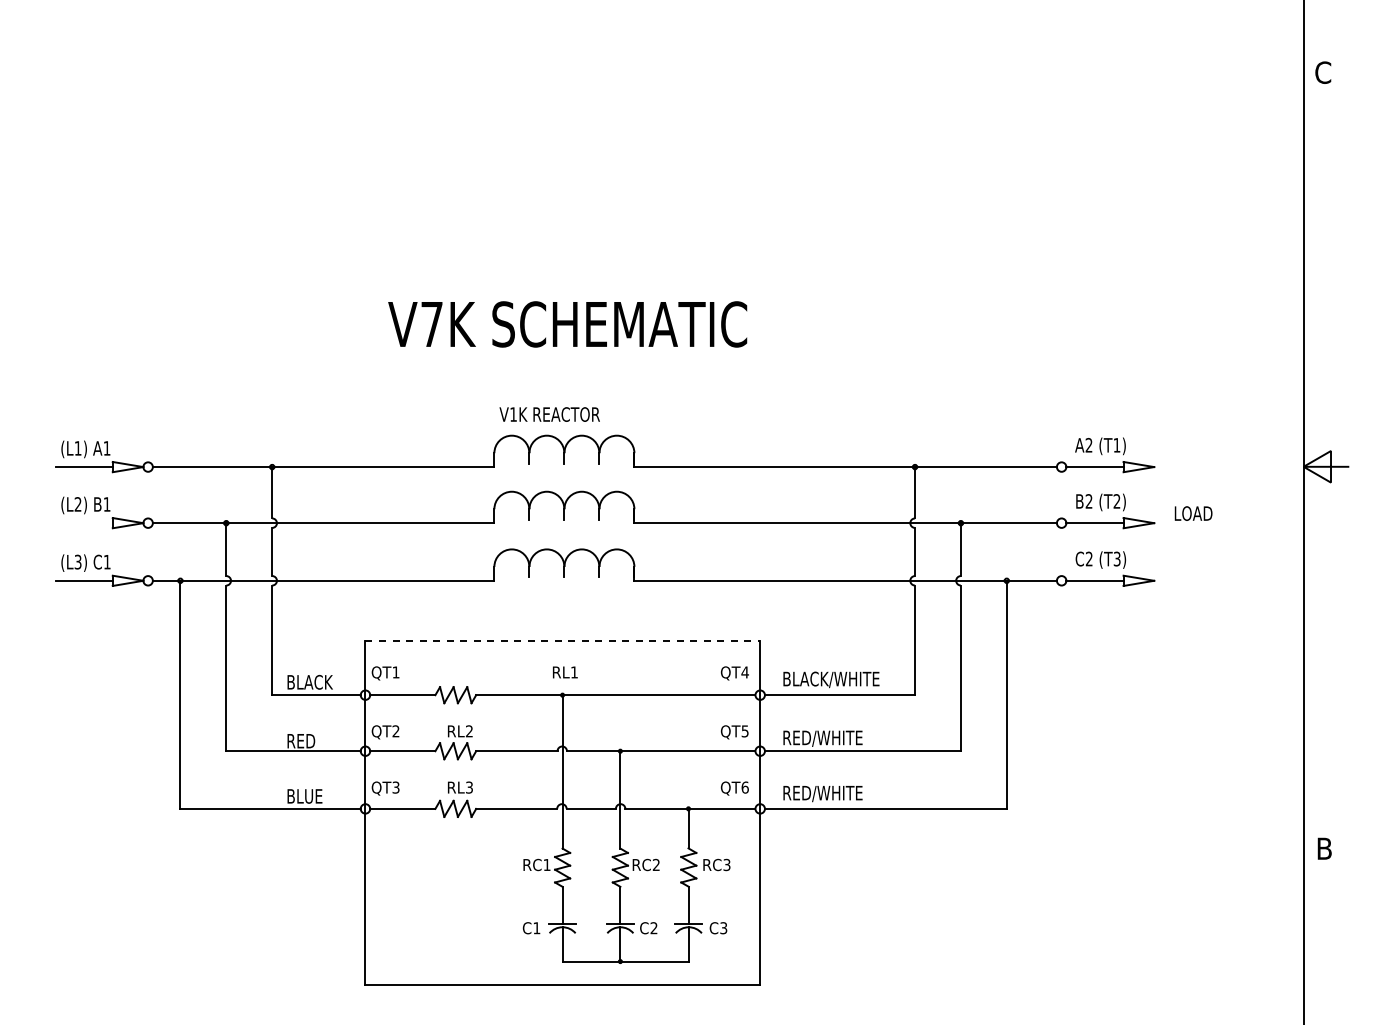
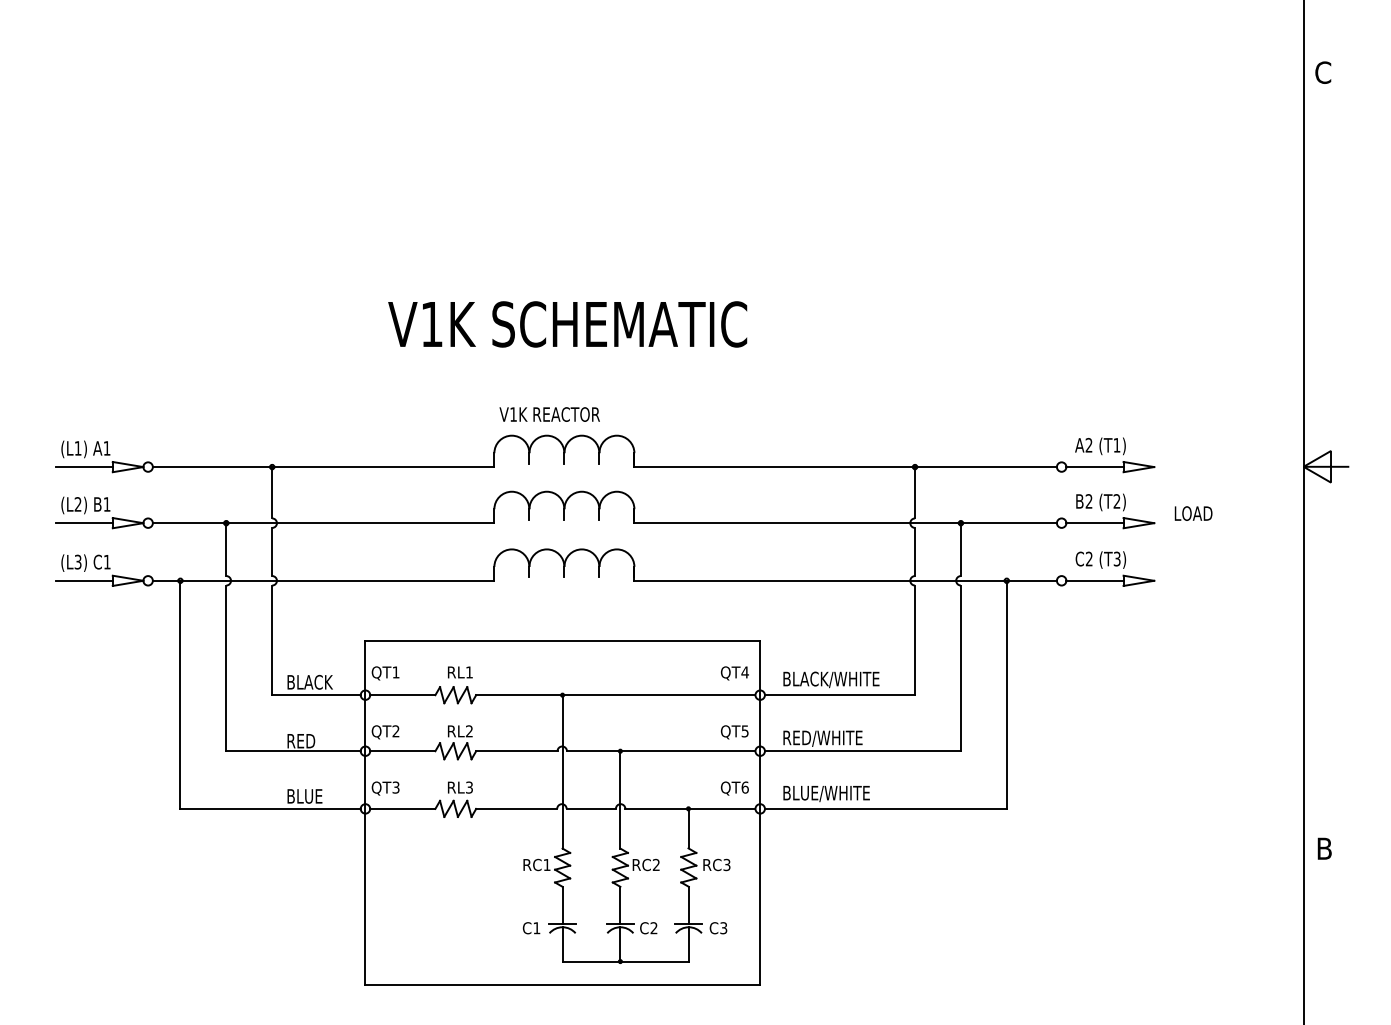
text: V7K -> V1K (431, 324)
line: none -> present (83, 523)
line: dashed -> solid (563, 640)
text position: (565, 672) -> (460, 672) (460, 672)
text: RED/WHITE -> BLUE/WHITE (826, 793)
